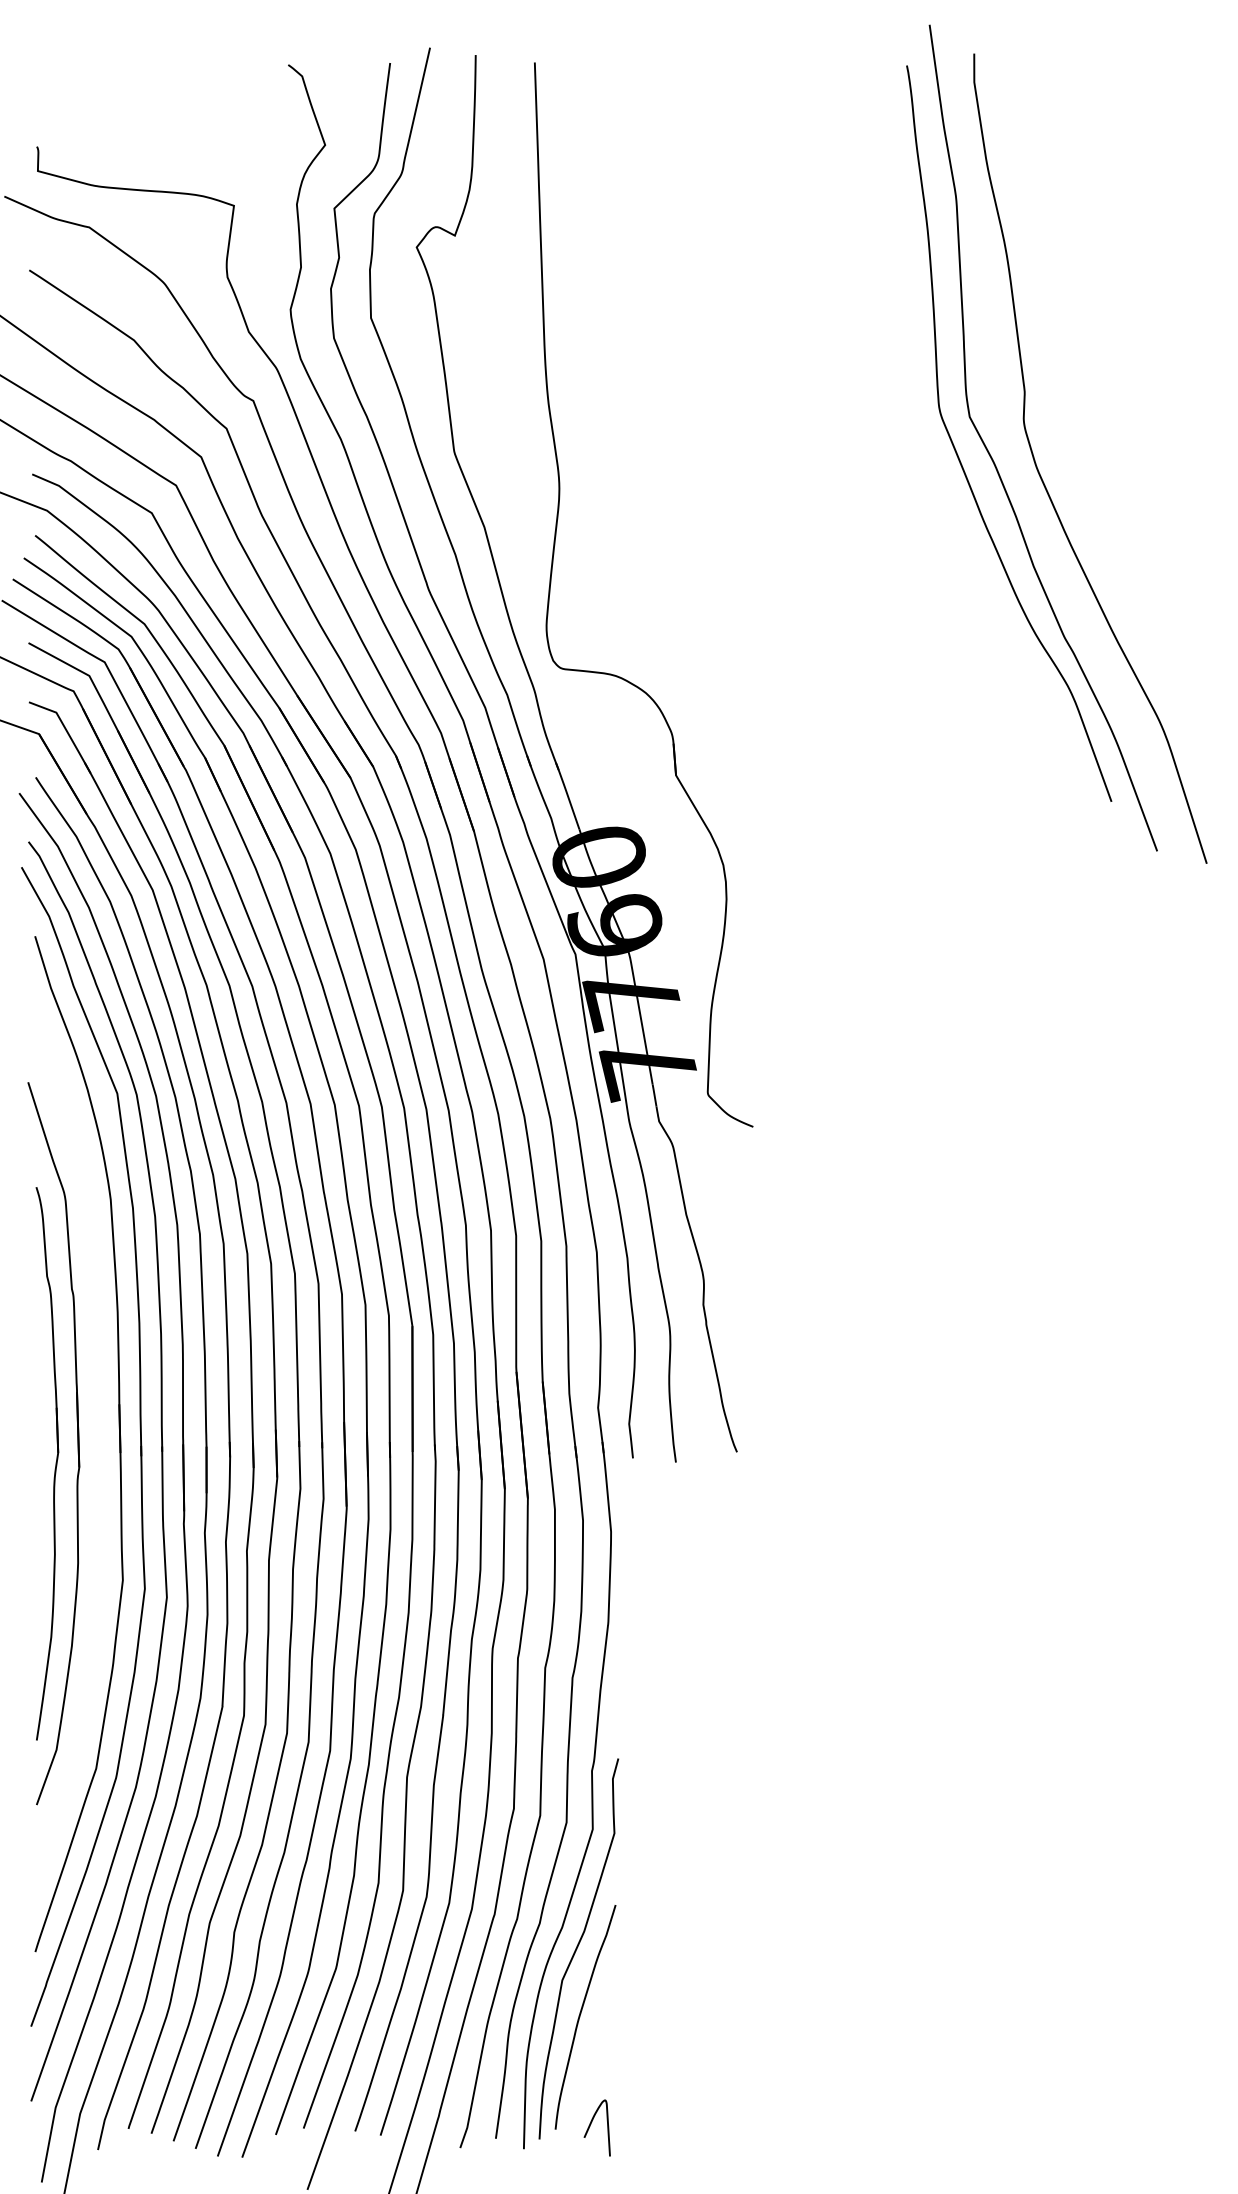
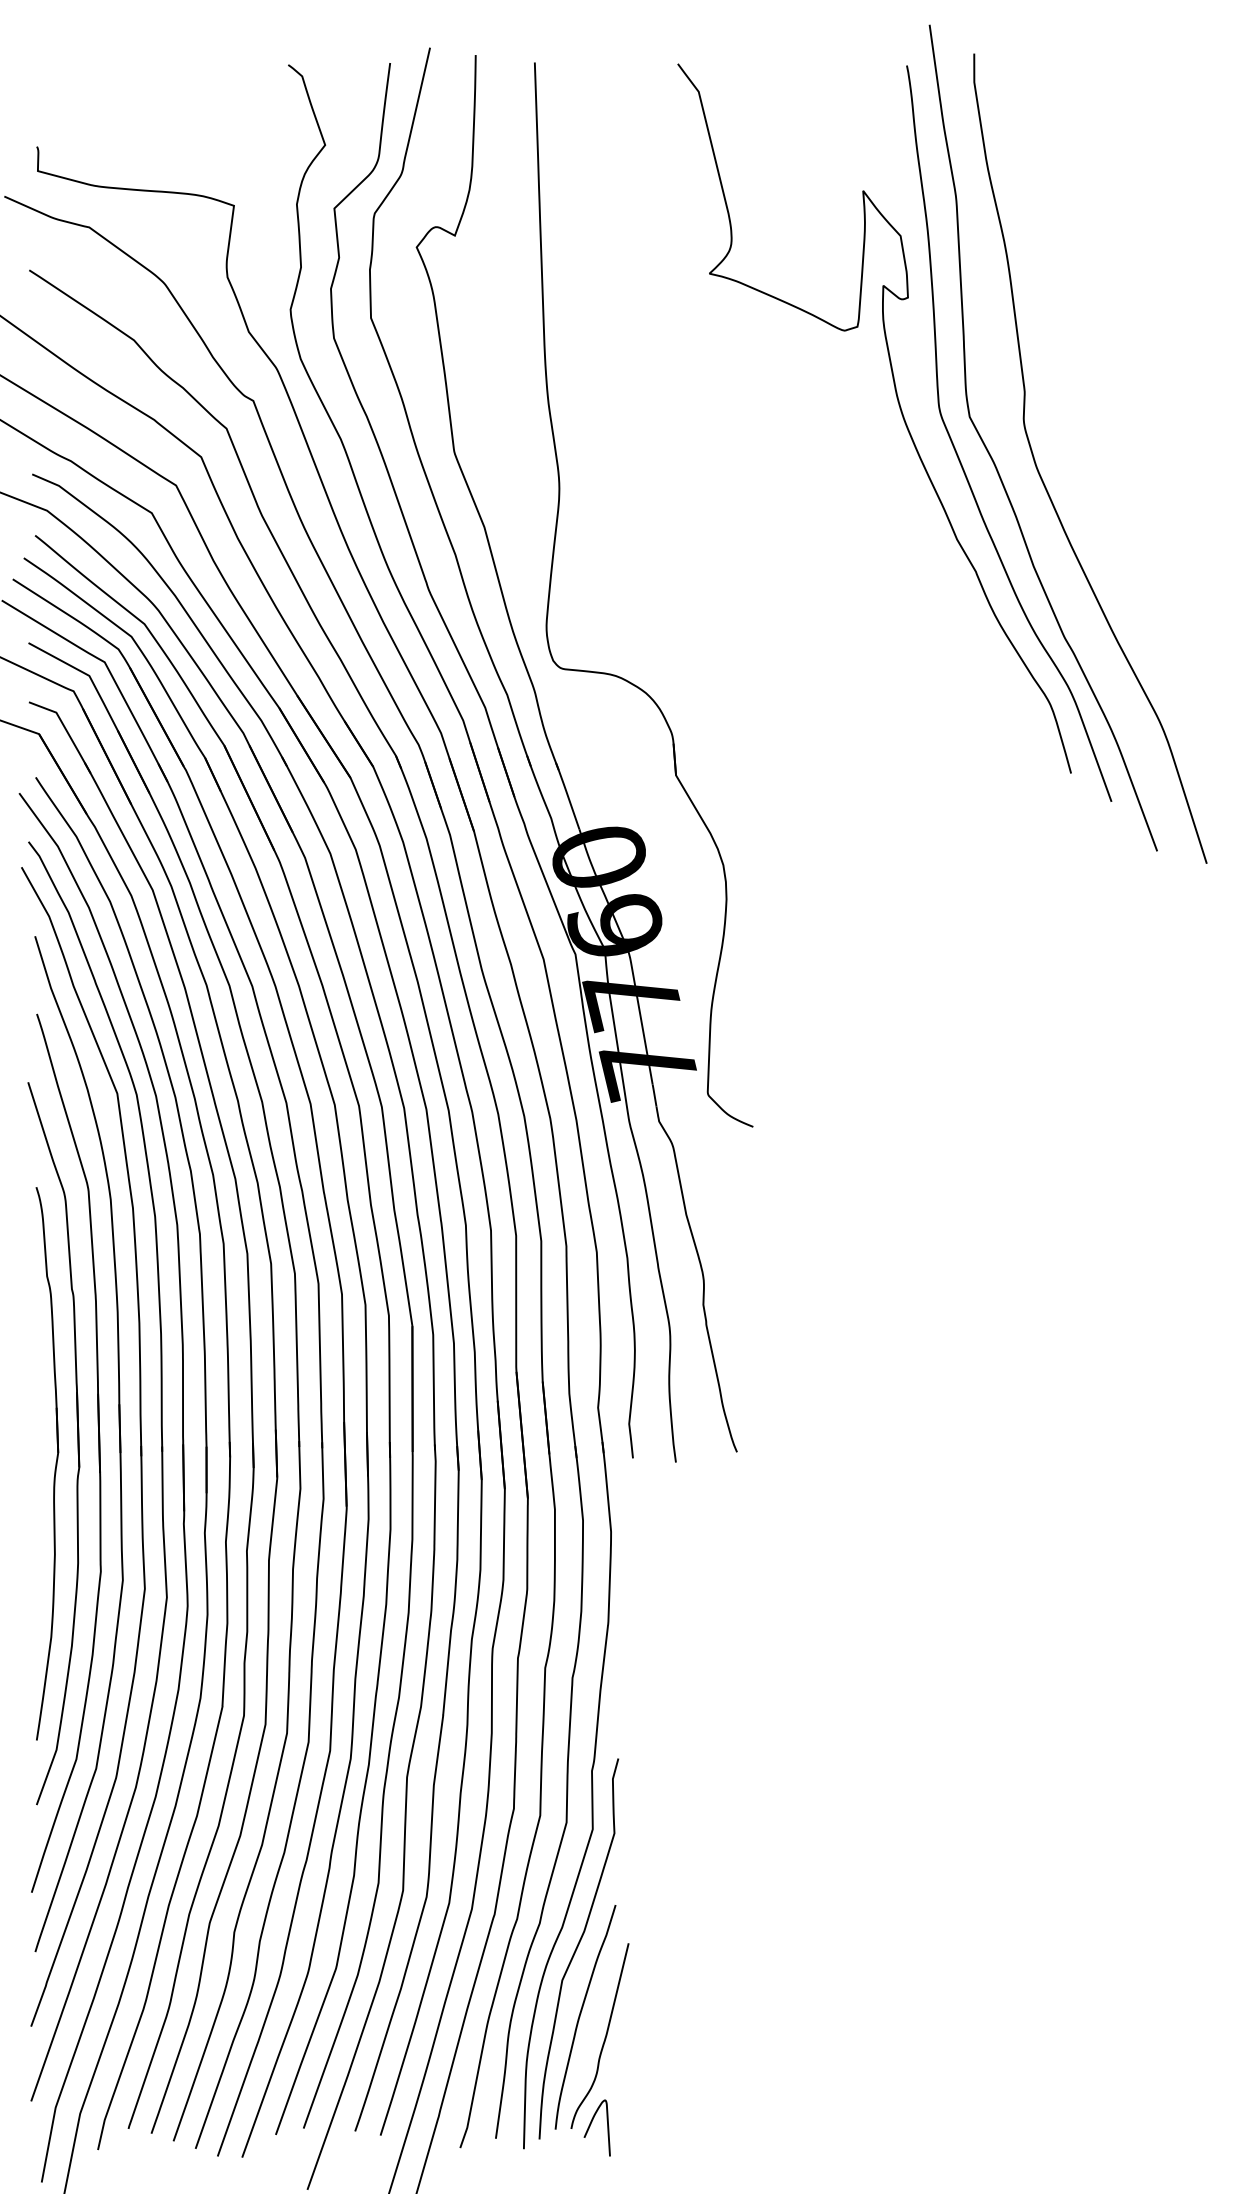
curve: none -> present (900, 412)
part: none -> present (98, 1452)
curve: none -> present (604, 2037)
